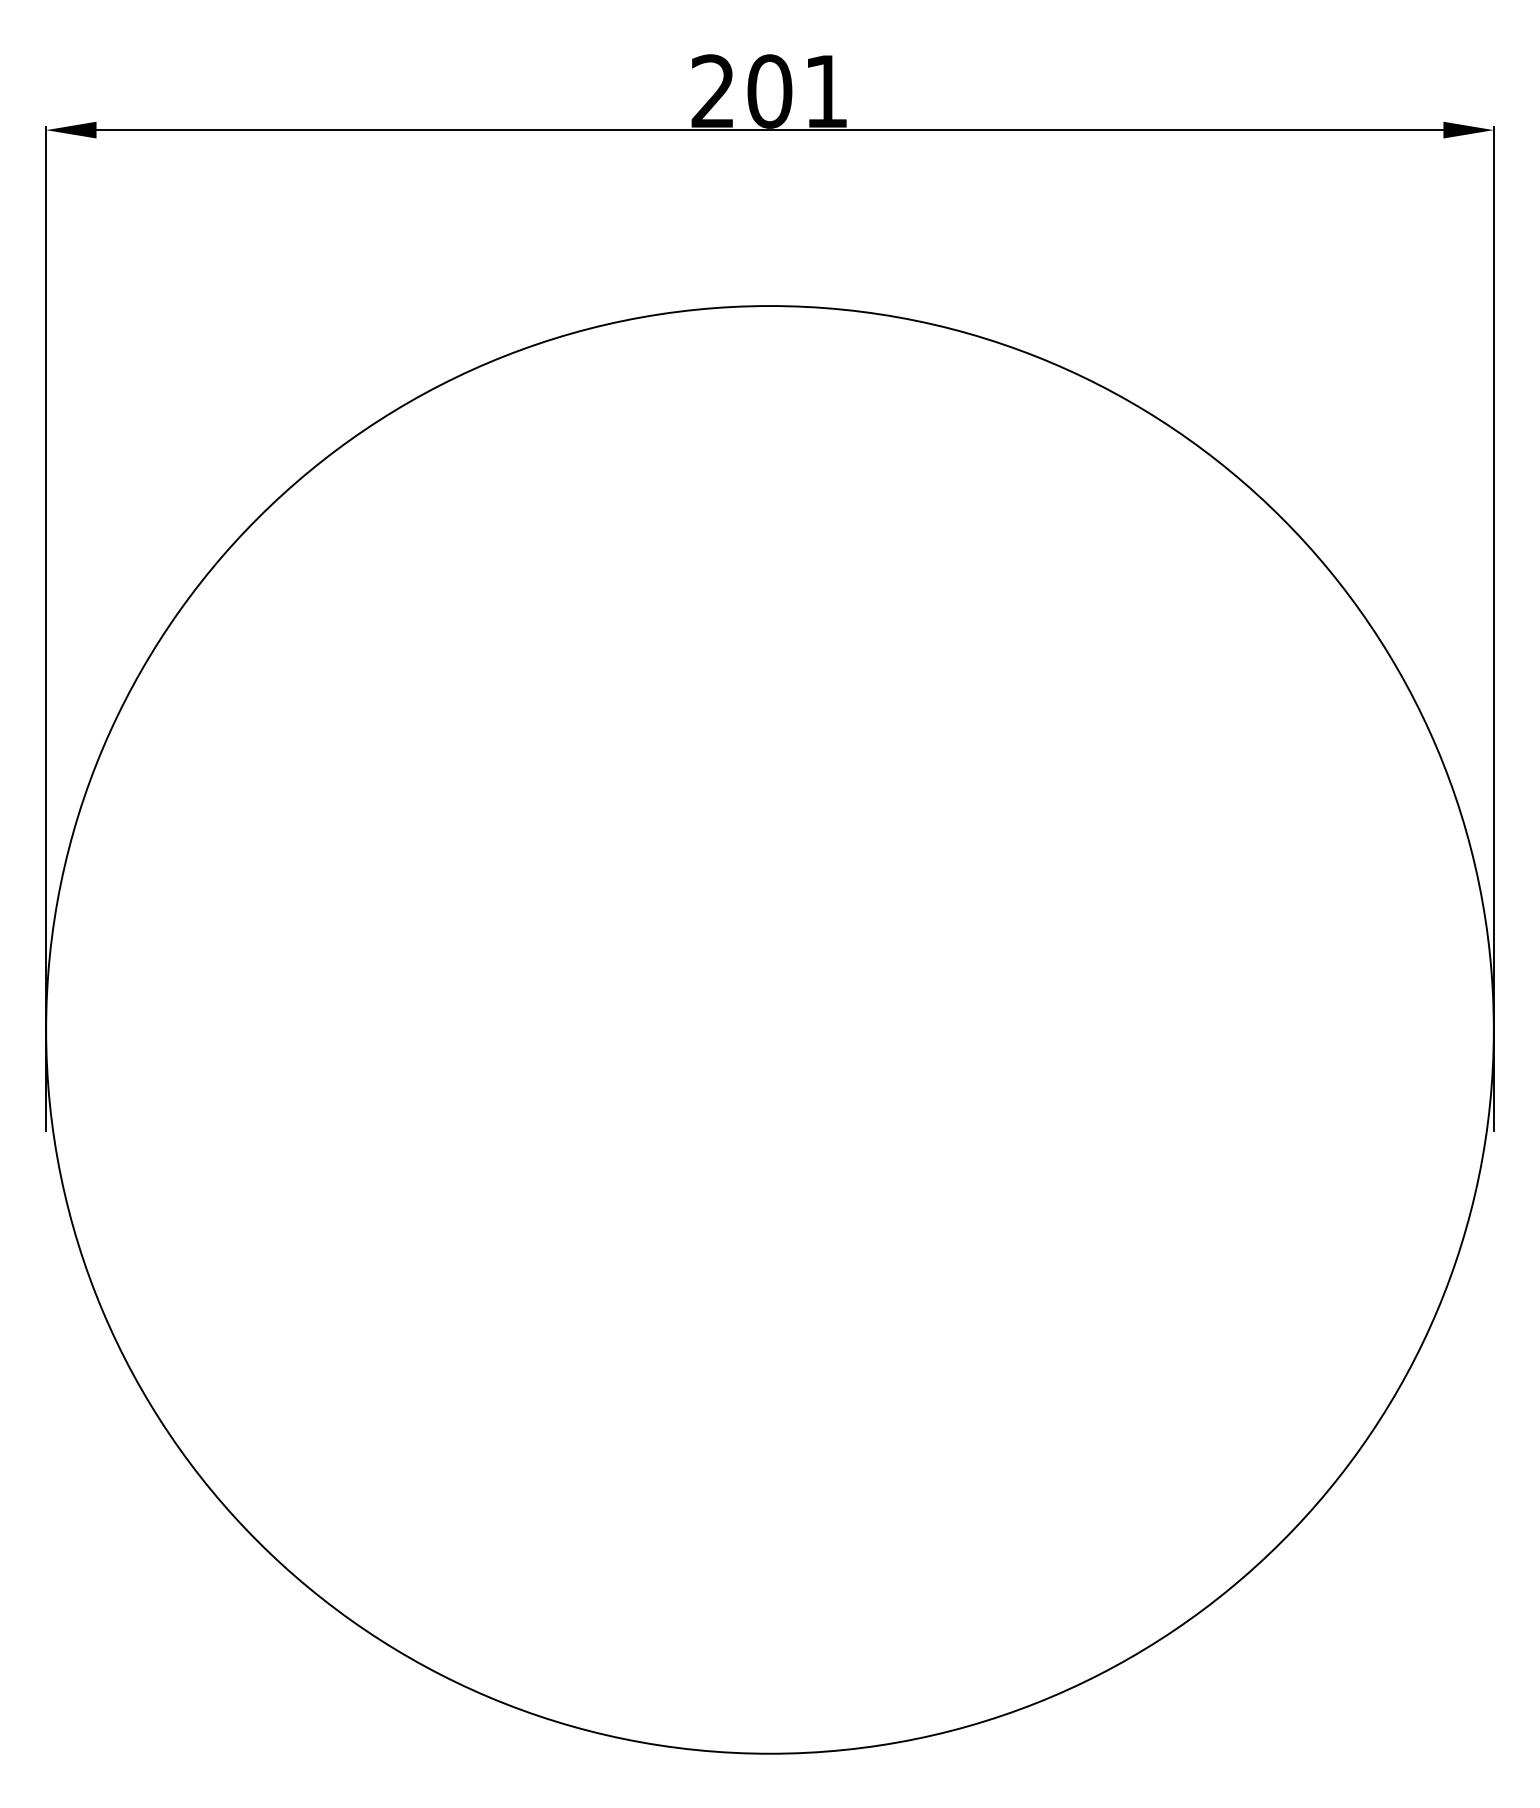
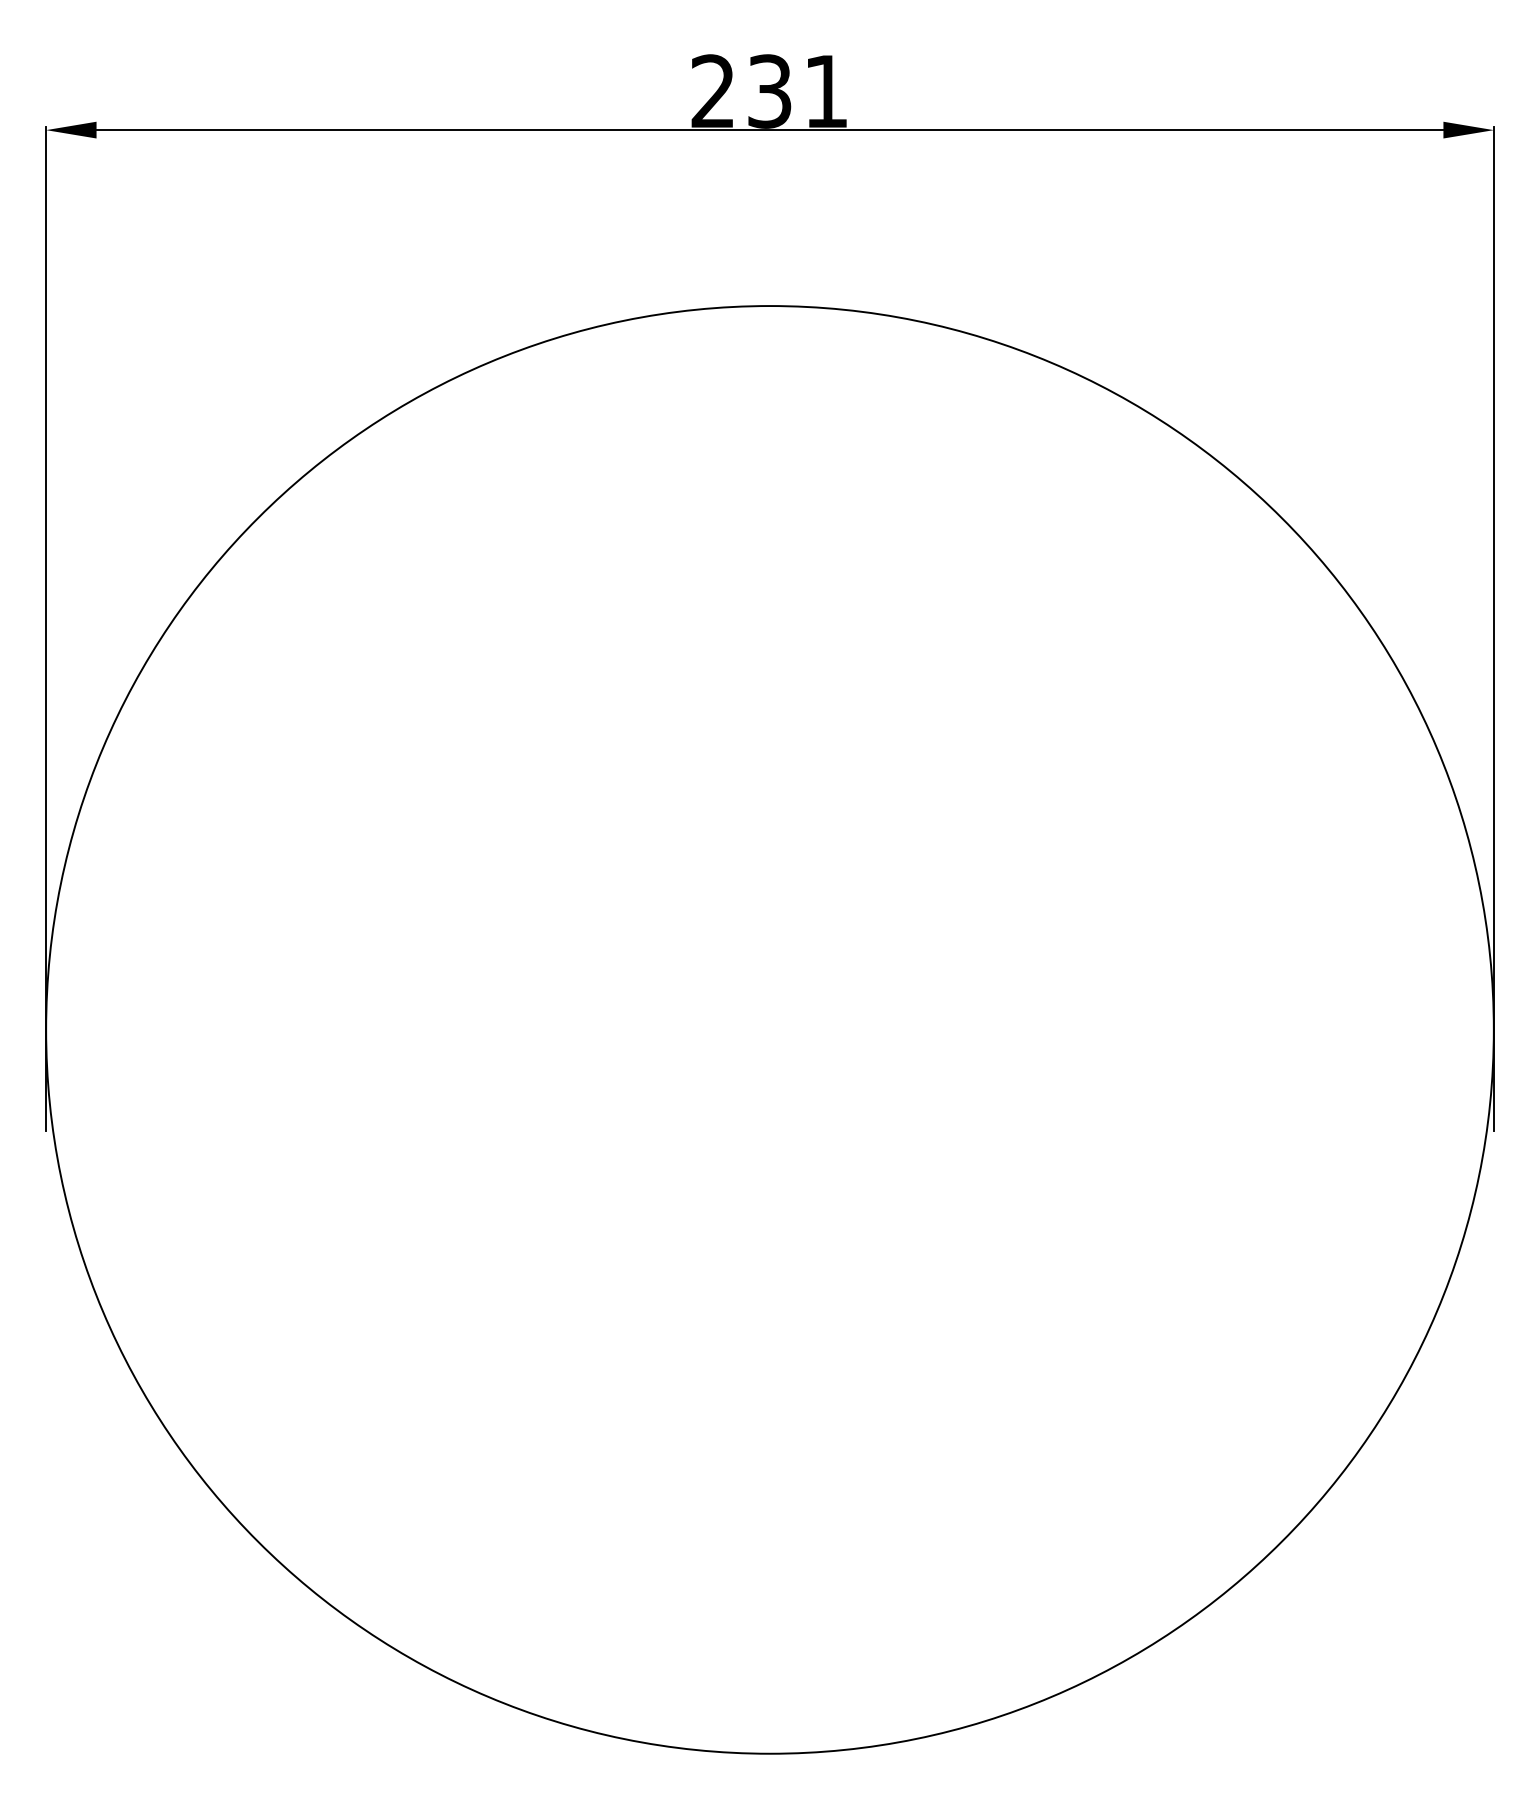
text: 201 -> 231 (769, 91)
